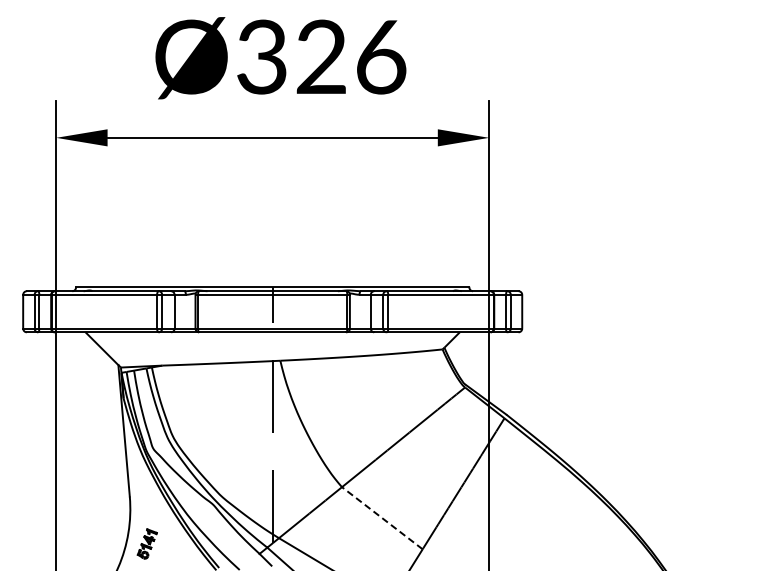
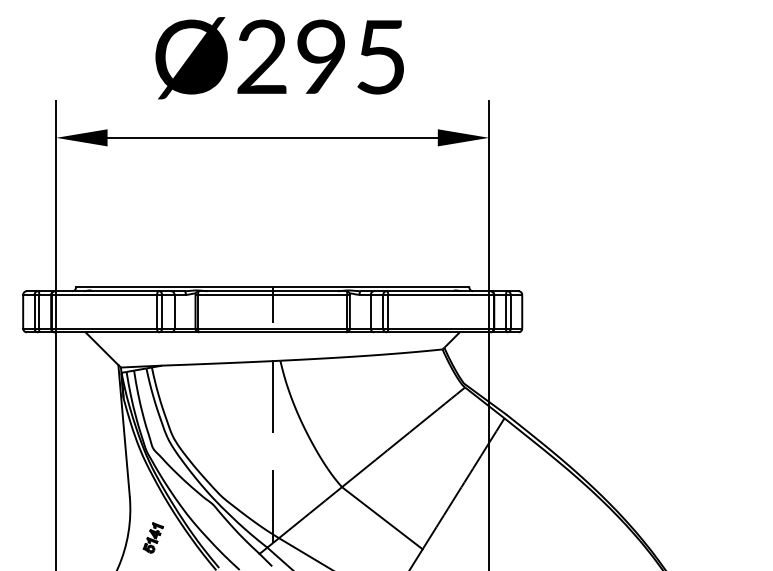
text: Ø326 -> Ø295 (321, 56)
line: dashed -> solid (382, 518)
part position: (146, 543) -> (152, 537) (152, 537)
